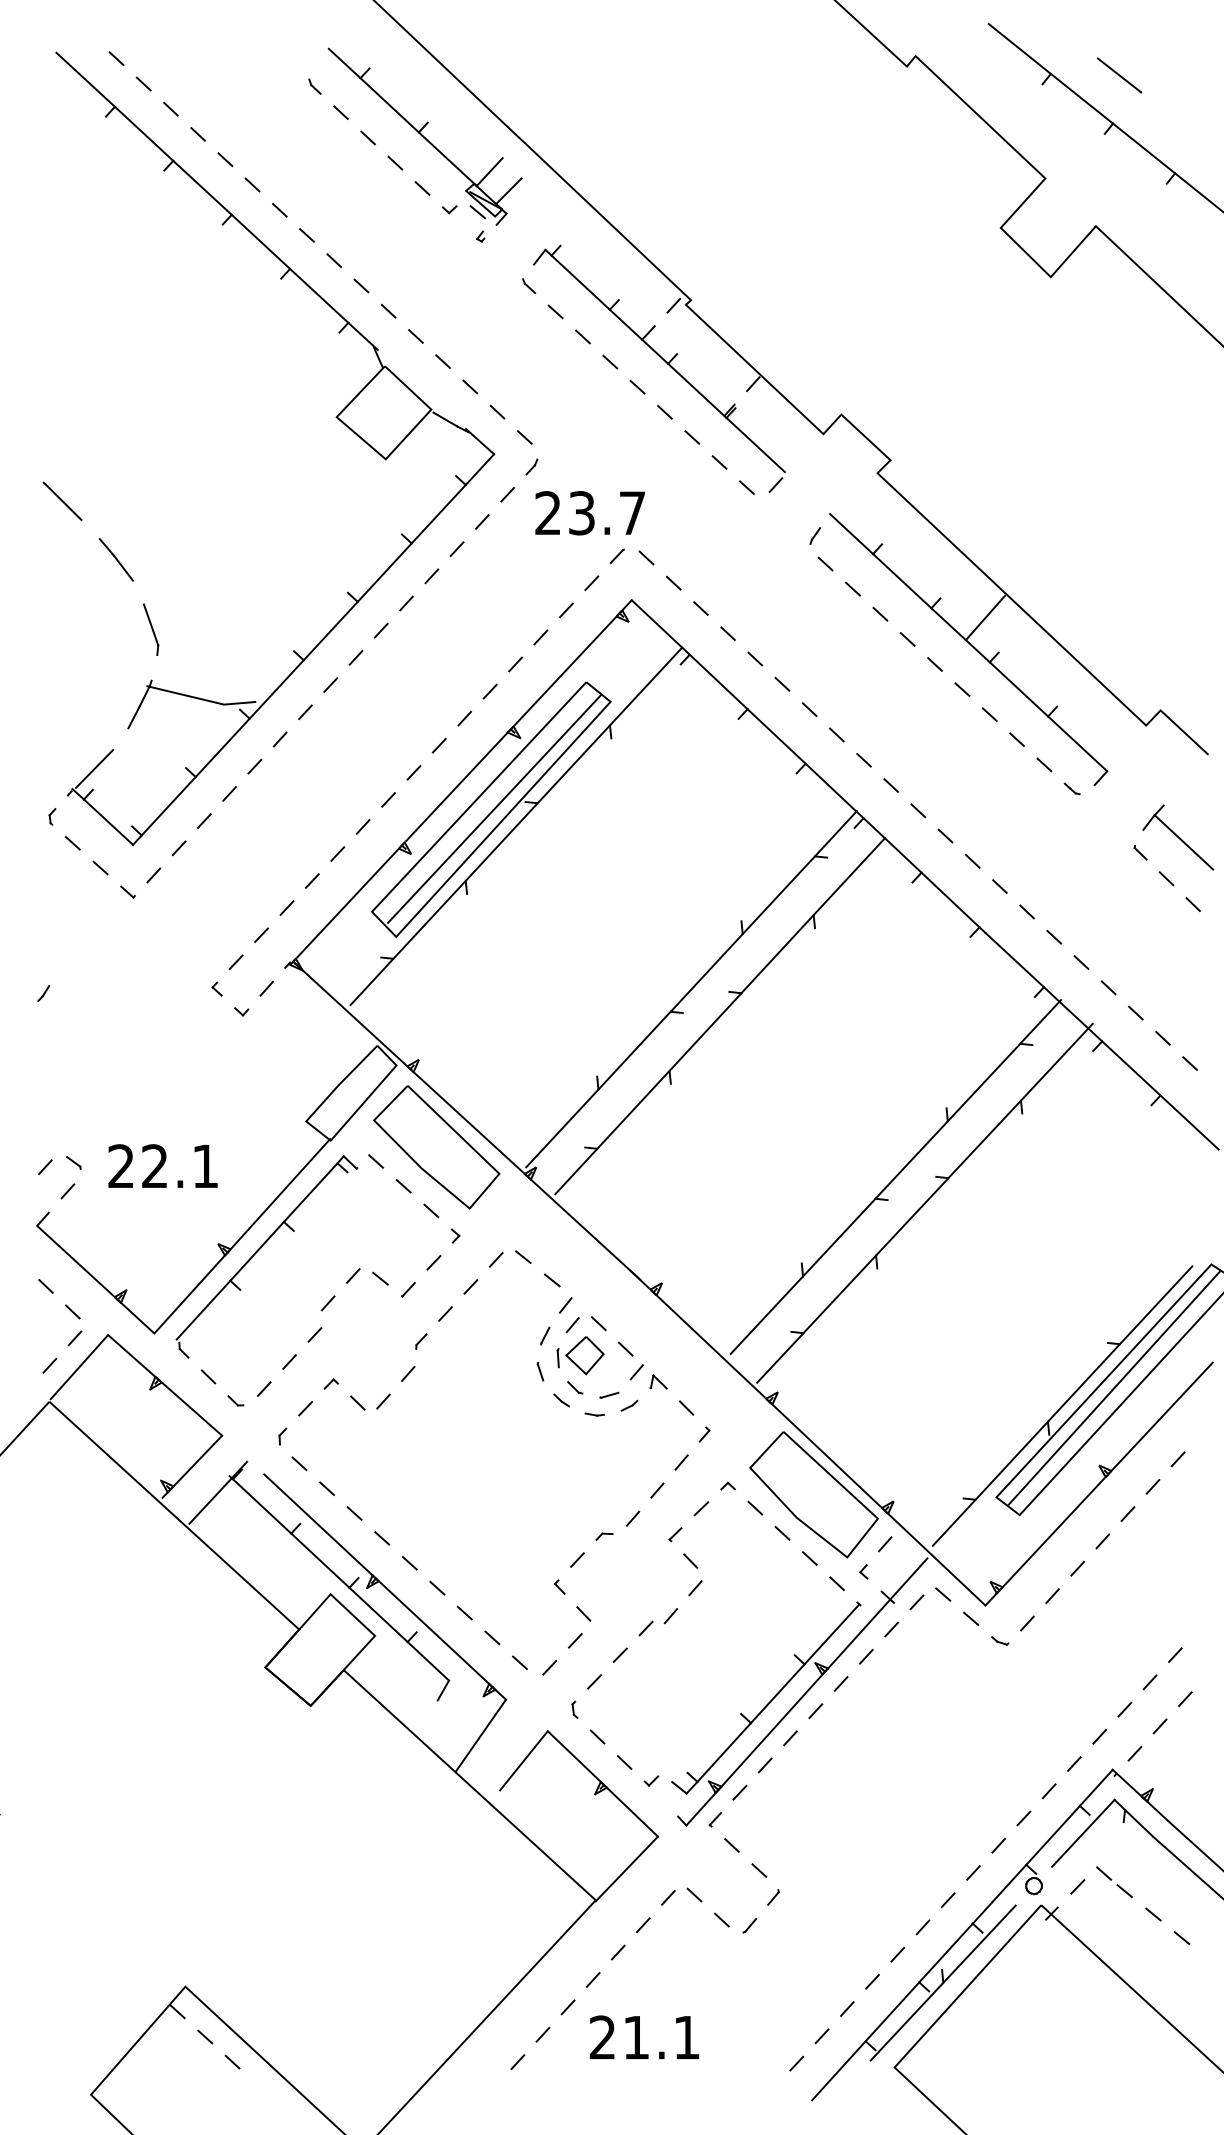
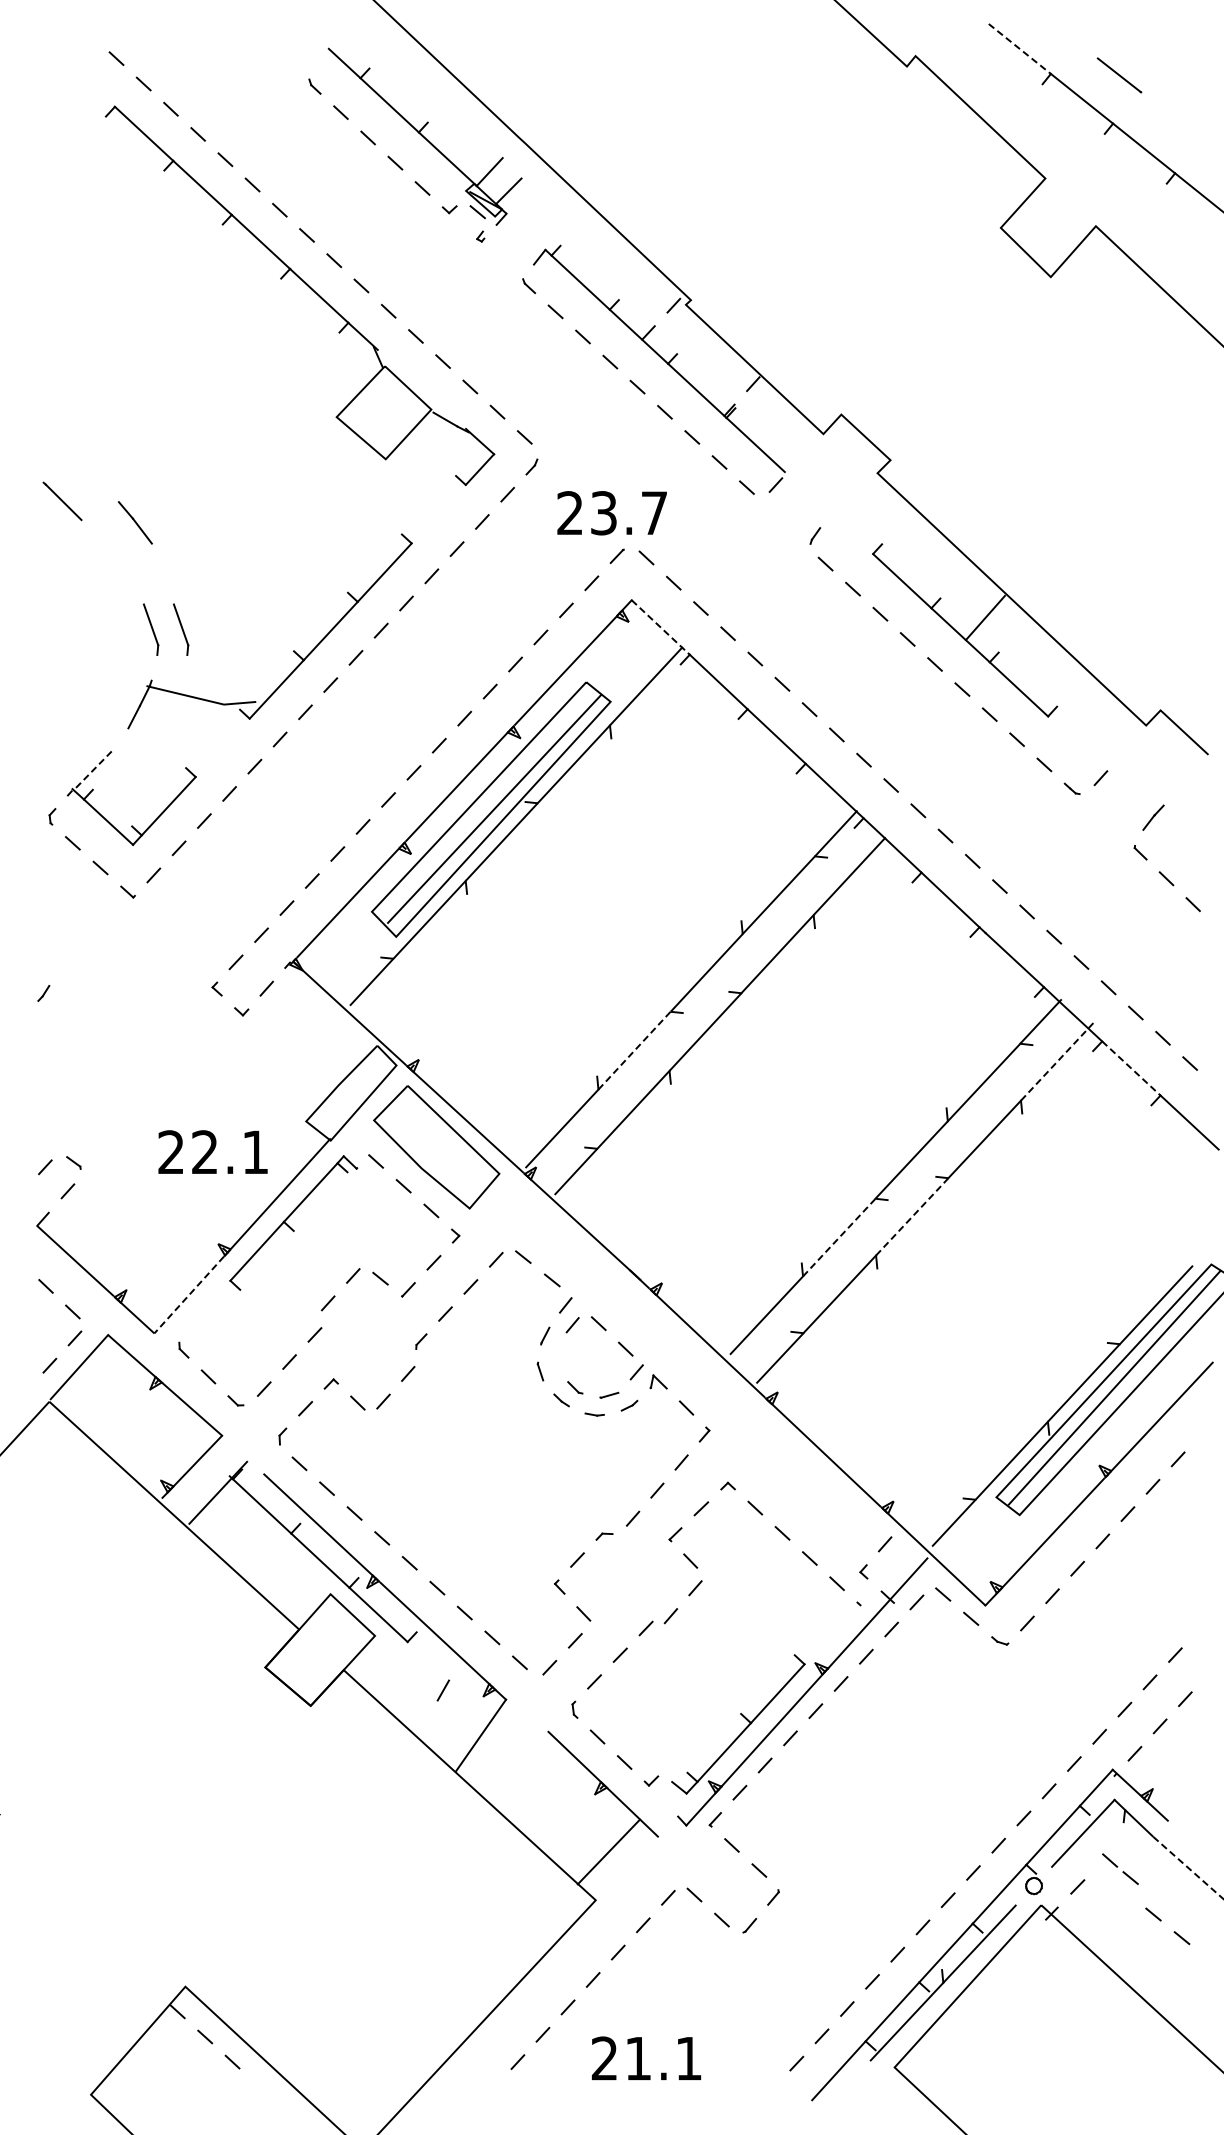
line: solid -> dashed (1019, 48)
line: present -> none (85, 79)
line: present -> none (438, 513)
text position: (589, 513) -> (611, 513) (611, 513)
line: present -> none (851, 534)
line position: (116, 559) -> (135, 522) (135, 522)
line: solid -> dashed (660, 627)
part: none -> present (181, 629)
line: present -> none (1077, 743)
line: present -> none (222, 747)
line: solid -> dashed (94, 768)
line: present -> none (1183, 842)
line: solid -> dashed (634, 1050)
line: solid -> dashed (1057, 1061)
line: solid -> dashed (1131, 1068)
text position: (162, 1165) -> (212, 1151) (212, 1151)
line: solid -> dashed (912, 1216)
line: solid -> dashed (839, 1237)
line: solid -> dashed (189, 1295)
line: present -> none (203, 1309)
part: present -> none (580, 1355)
part: present -> none (813, 1494)
line: present -> none (831, 1634)
line: present -> none (428, 1661)
line: present -> none (523, 1760)
line: present -> none (1194, 1844)
line position: (626, 1868) -> (608, 1851) (608, 1851)
line: solid -> dashed (1188, 1868)
line position: (1112, 1879) -> (1118, 1866) (1118, 1866)
text position: (644, 2037) -> (646, 2058) (646, 2058)
